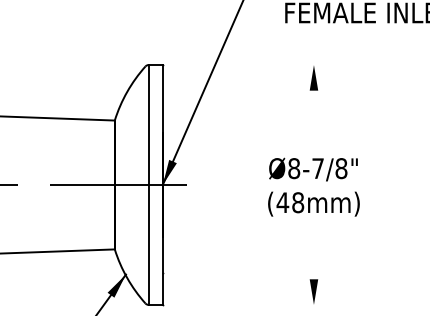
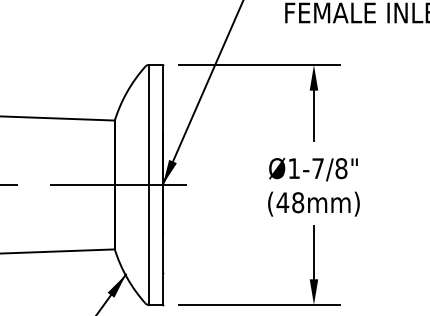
line: none -> present (258, 65)
line: none -> present (313, 115)
text: Ø8-7/8" -> Ø1-7/8" (294, 168)
line: none -> present (313, 252)
line: none -> present (258, 304)
